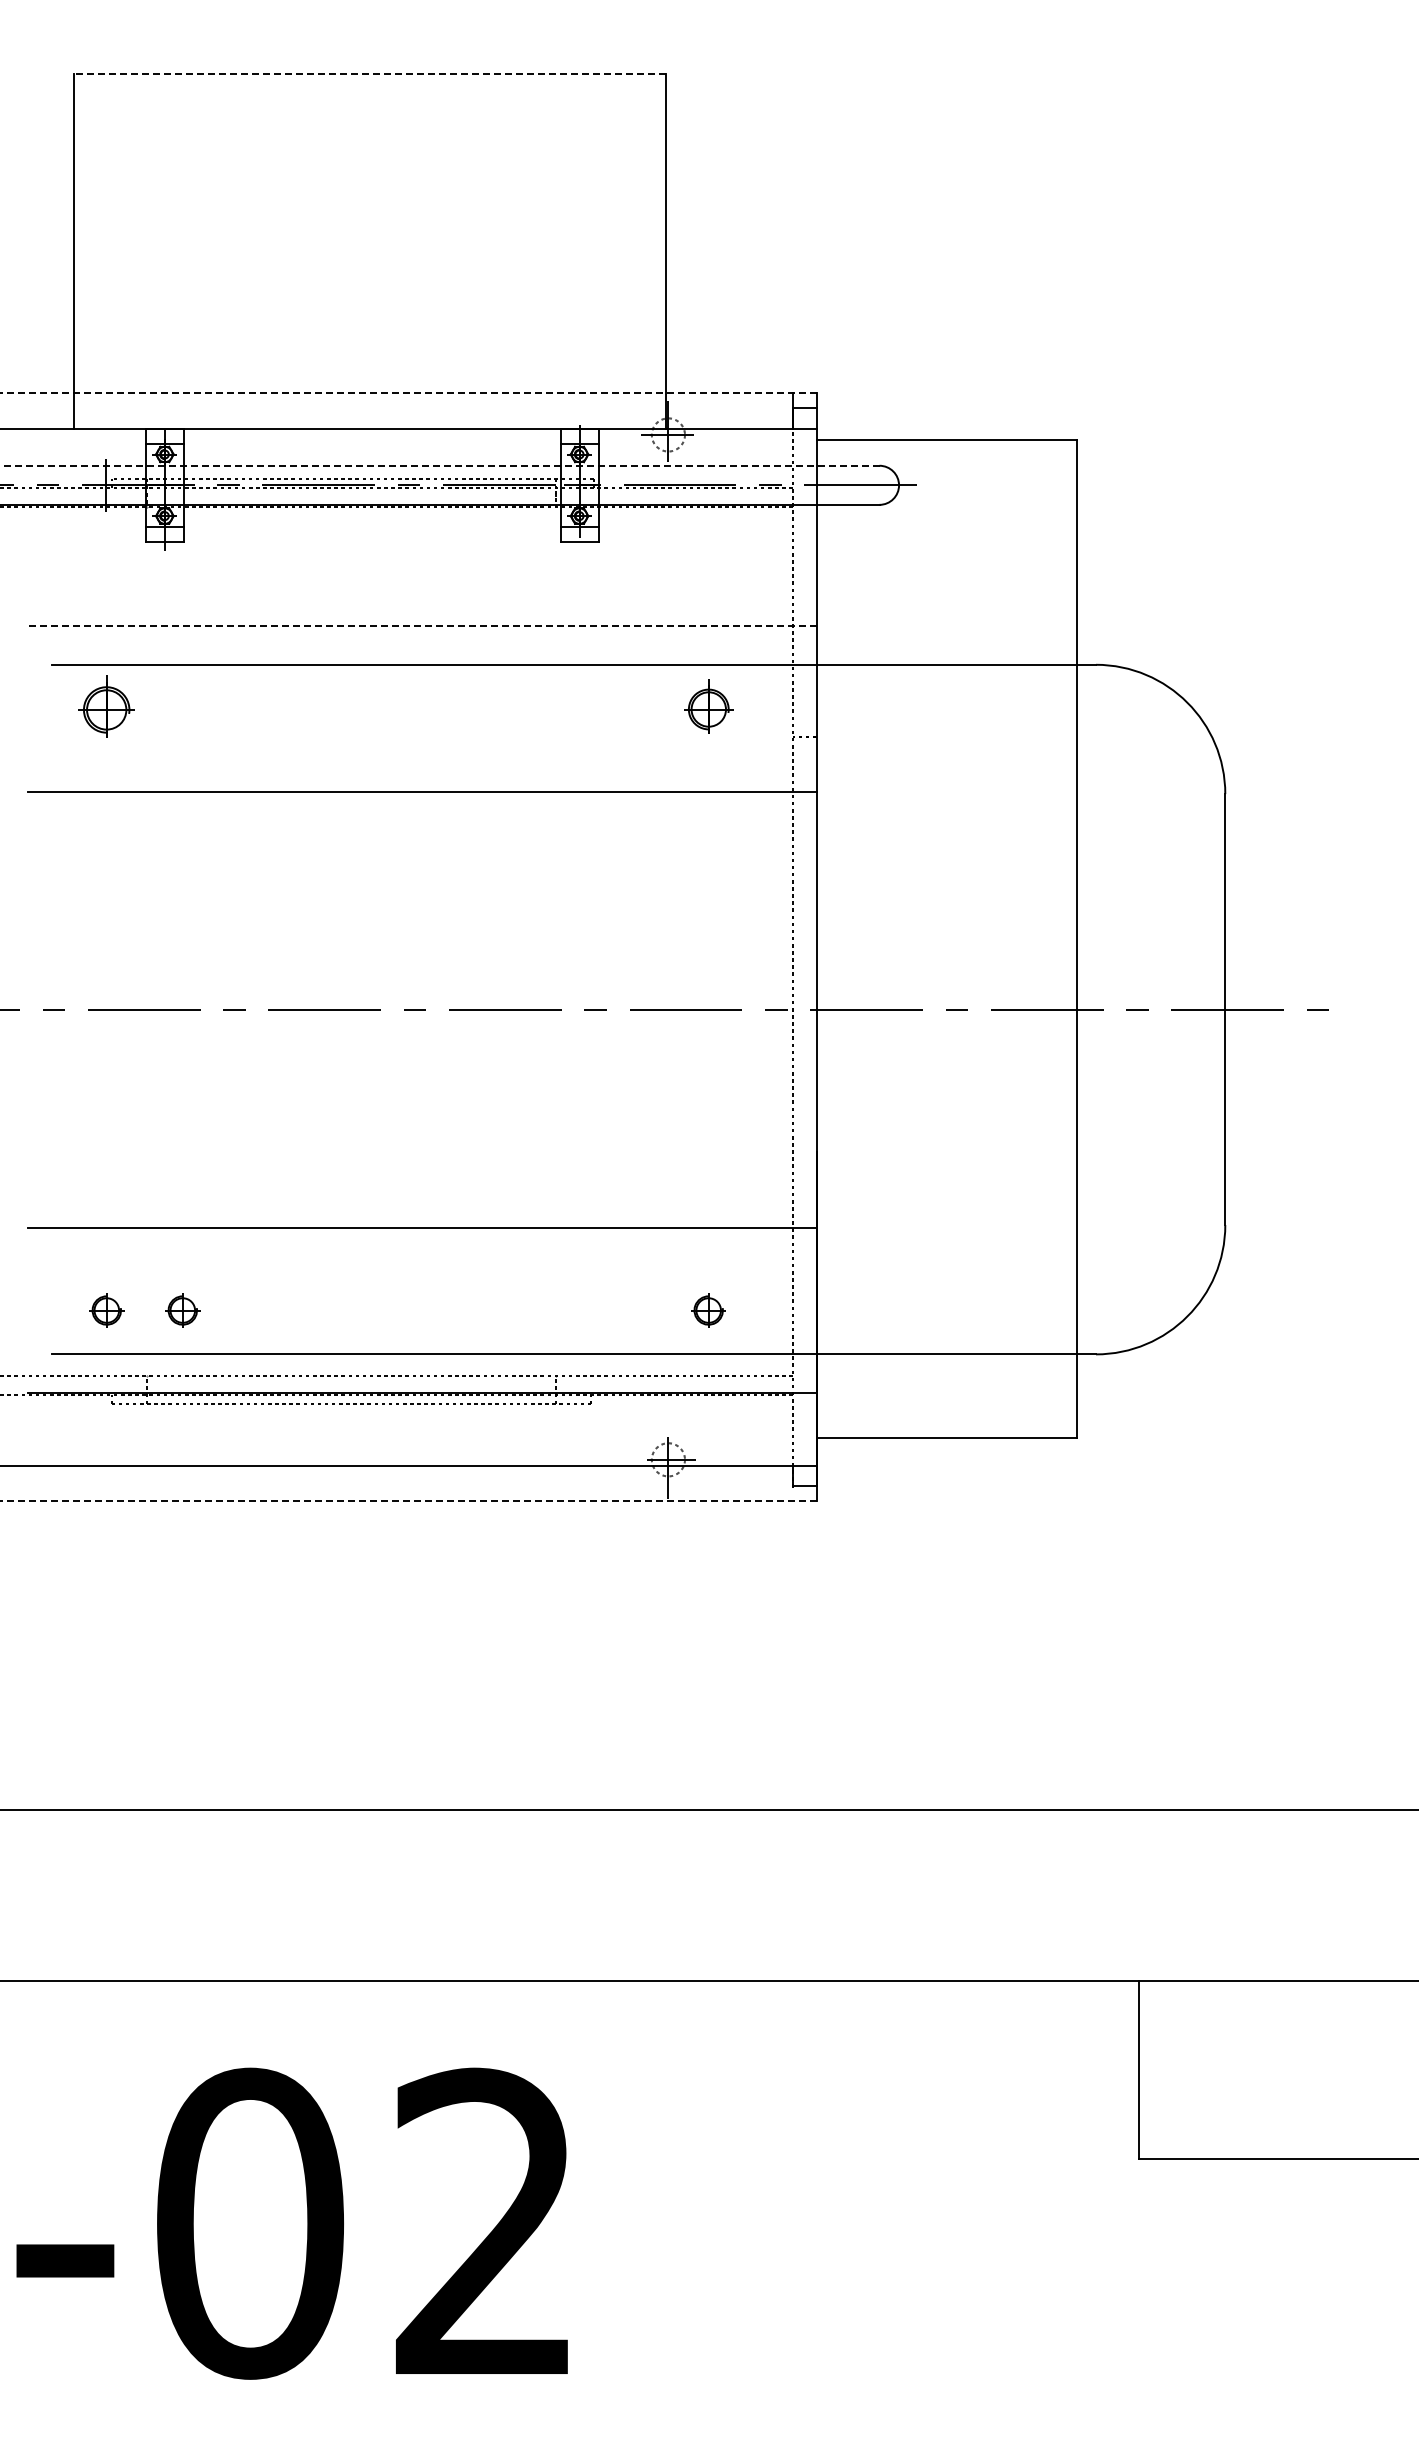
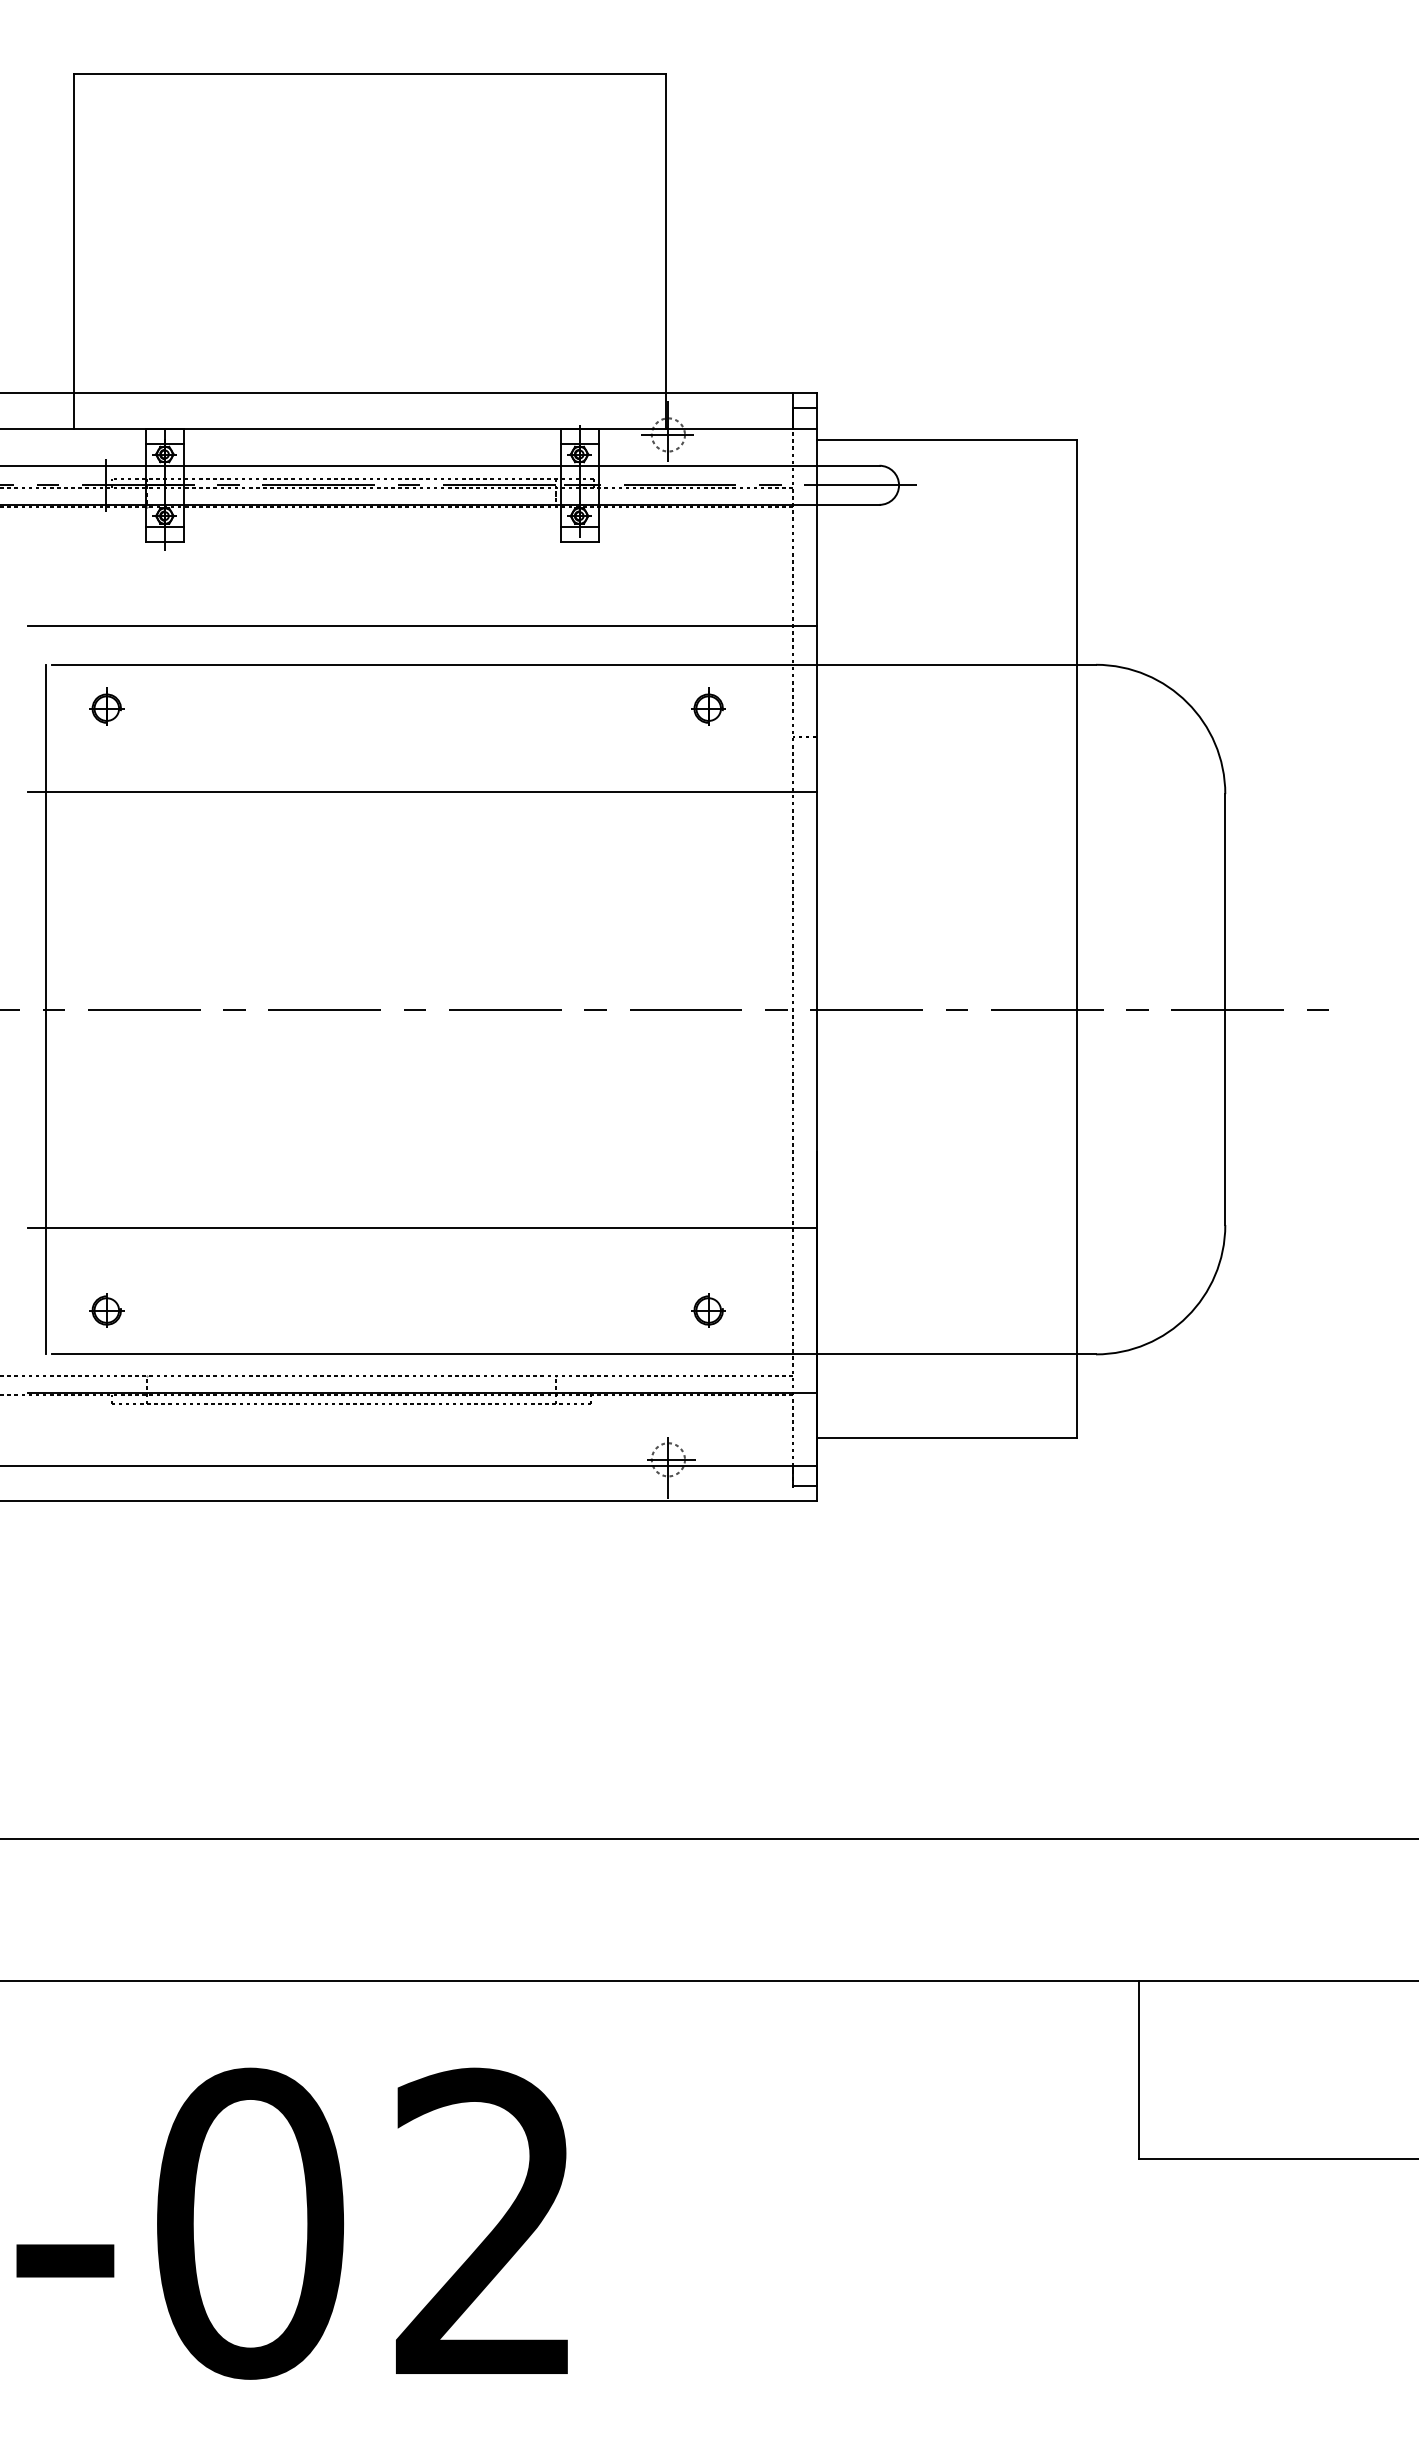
line: dashed -> solid (369, 73)
line: dashed -> solid (408, 393)
line: dashed -> solid (439, 465)
line: dashed -> solid (421, 625)
part size: 57x63 px -> 36x39 px (106, 706)
part size: 50x55 px -> 35x39 px (708, 706)
line: none -> present (45, 1009)
part: present -> none (182, 1310)
line: dashed -> solid (408, 1501)
line position: (708, 1809) -> (708, 1838) (708, 1838)
